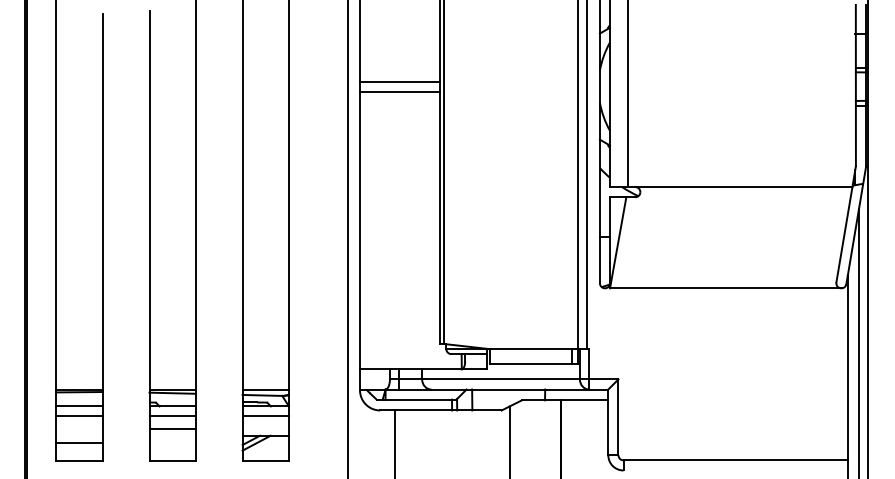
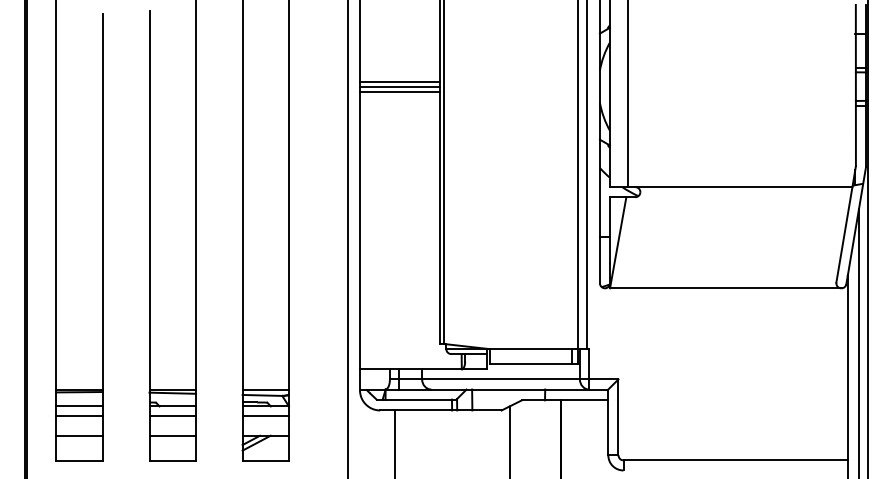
line: none -> present (399, 86)
line position: (172, 428) -> (172, 435) (172, 435)
line position: (79, 442) -> (79, 435) (79, 435)
